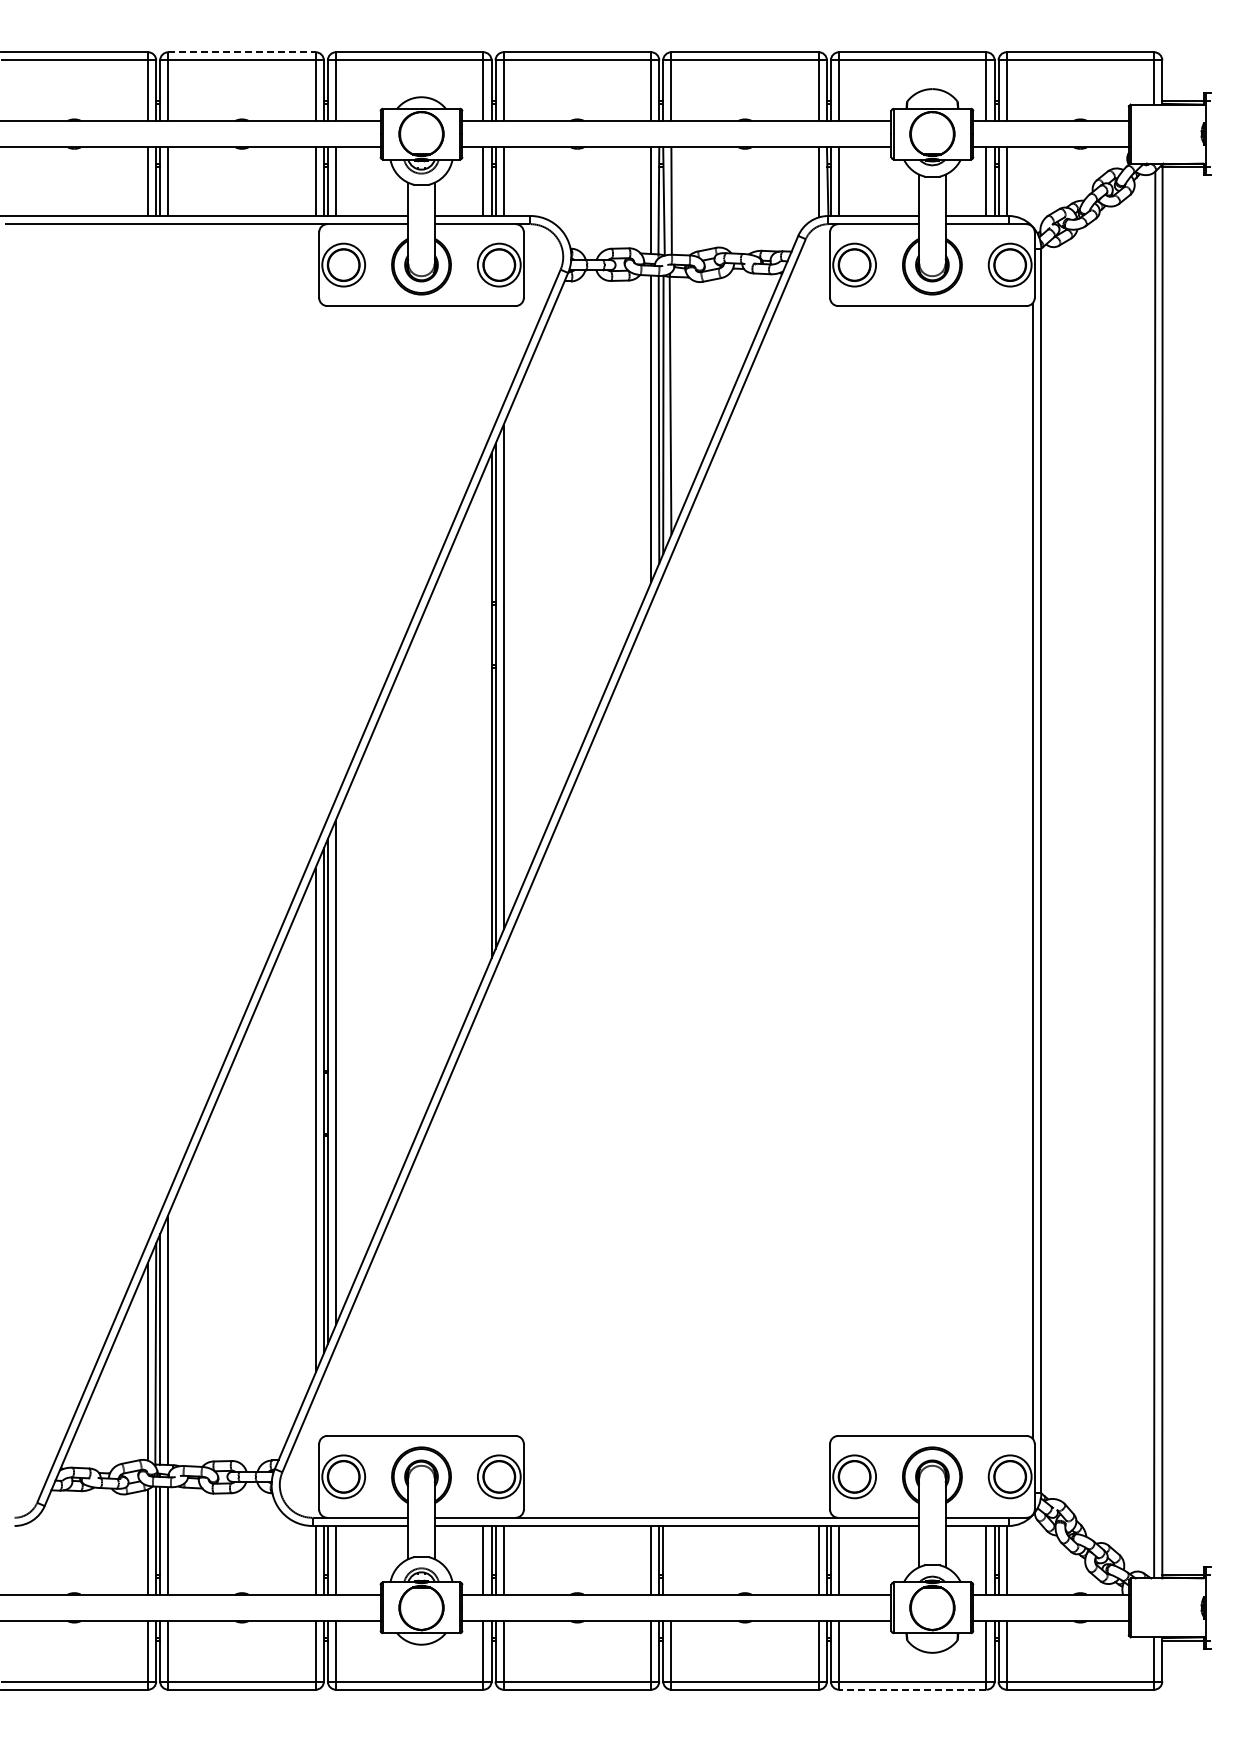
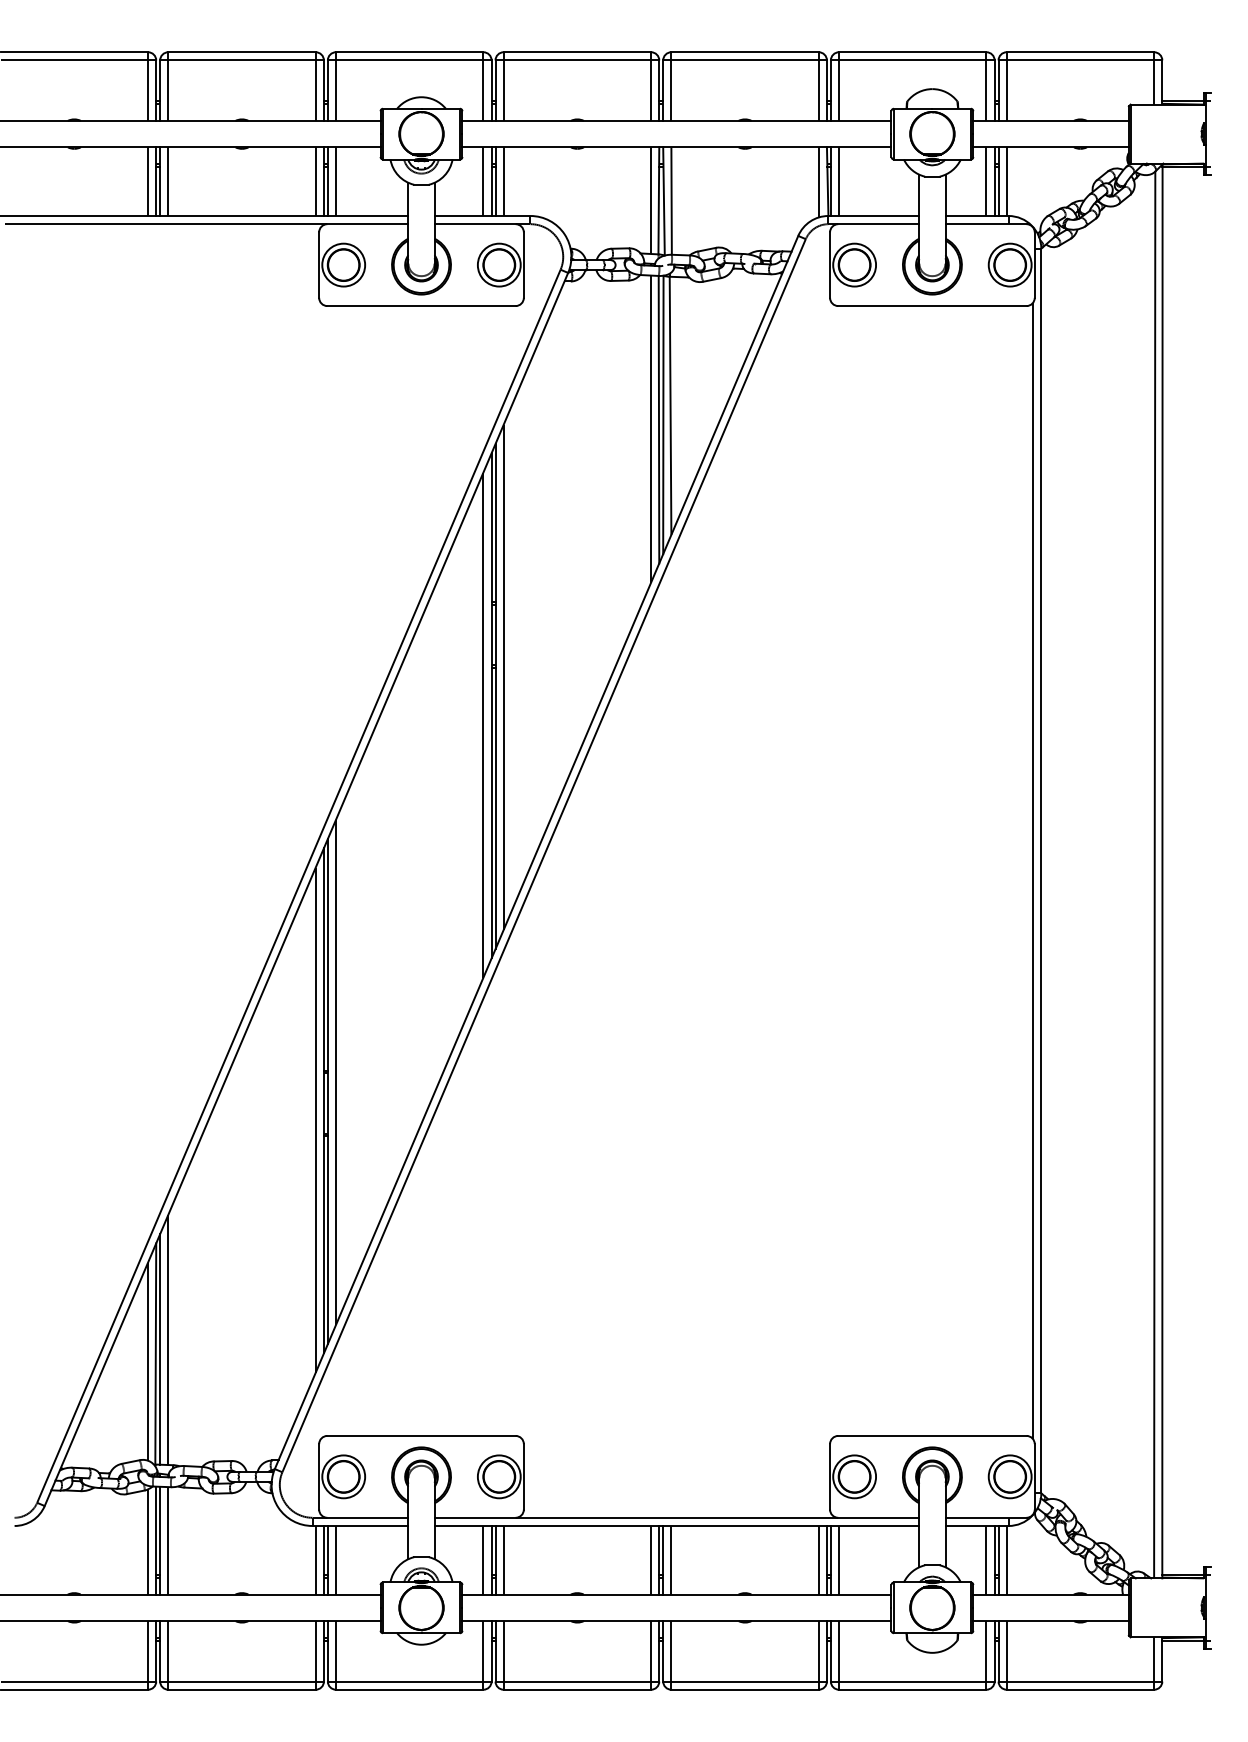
line: dashed -> solid (242, 52)
line: none -> present (483, 724)
line: none -> present (671, 1559)
line: dashed -> solid (912, 1689)
